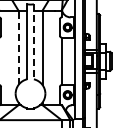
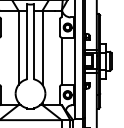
line: dashed -> solid (33, 41)
line: dashed -> solid (18, 47)
